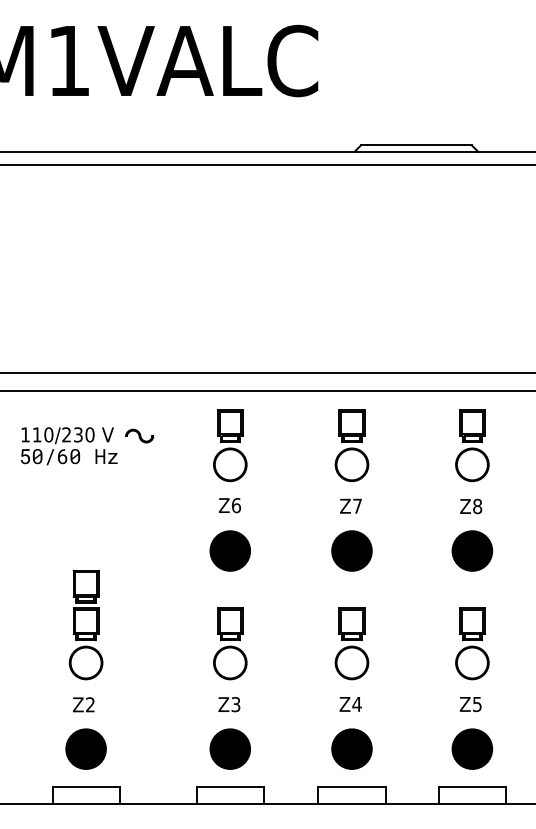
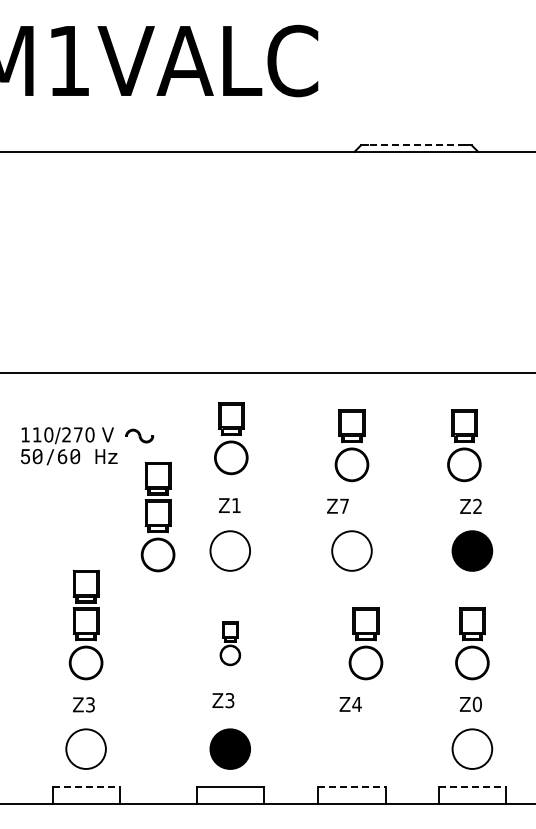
line: solid -> dashed (416, 145)
line: present -> none (267, 165)
line: present -> none (267, 390)
text: 110/230 -> 110/270 (78, 434)
part position: (230, 445) -> (231, 438) (231, 438)
part position: (472, 445) -> (464, 445) (464, 445)
text: Z6 -> Z1 (236, 505)
text position: (350, 505) -> (337, 505) (337, 505)
text: Z8 -> Z2 (477, 506)
part: none -> present (157, 516)
fill: present -> none (230, 550)
fill: present -> none (351, 550)
part size: 35x74 px -> 23x46 px (230, 643)
part position: (351, 643) -> (365, 643) (365, 643)
text: Z5 -> Z0 (476, 703)
text: Z2 -> Z3 (90, 704)
text position: (229, 704) -> (223, 700) (223, 700)
fill: present -> none (85, 748)
part: present -> none (351, 748)
fill: present -> none (472, 748)
line: solid -> dashed (86, 787)
line: solid -> dashed (351, 787)
line: solid -> dashed (472, 787)
